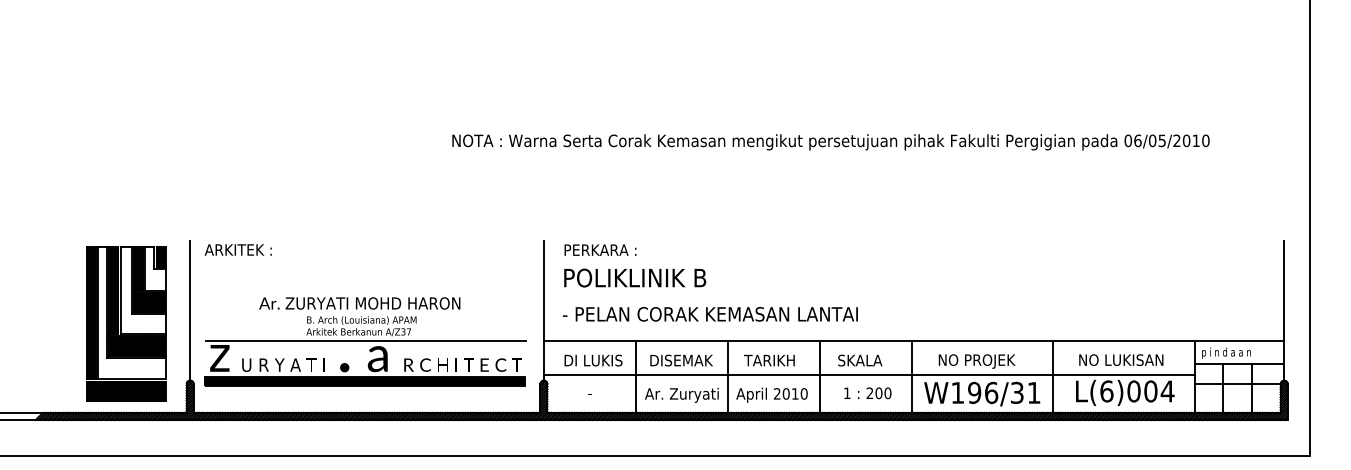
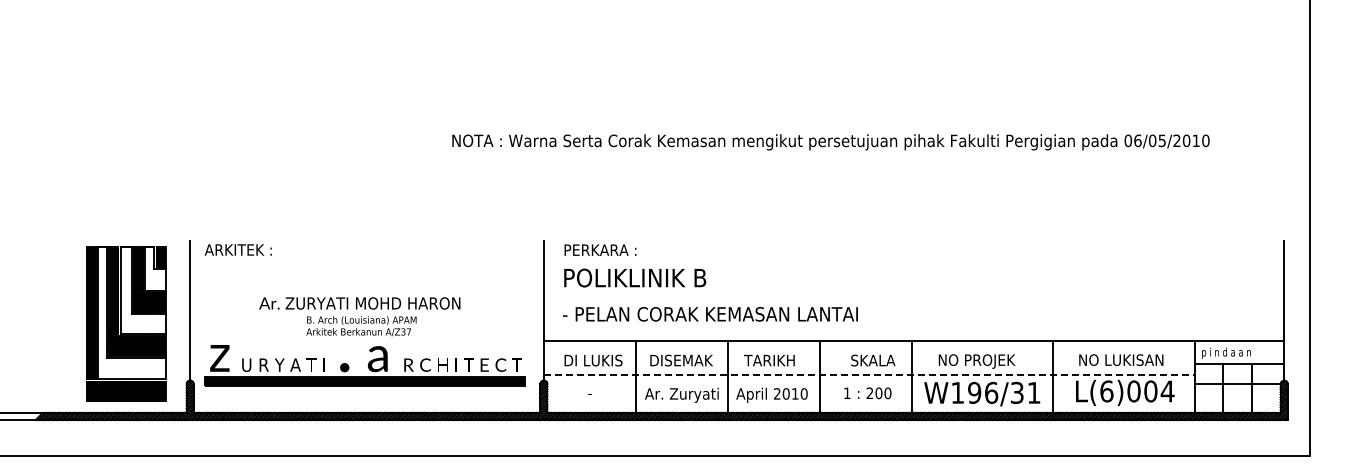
line: present -> none (365, 340)
text position: (860, 360) -> (873, 360) (873, 360)
line: solid -> dashed (869, 375)
